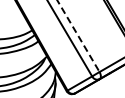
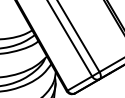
line: dashed -> solid (78, 36)
